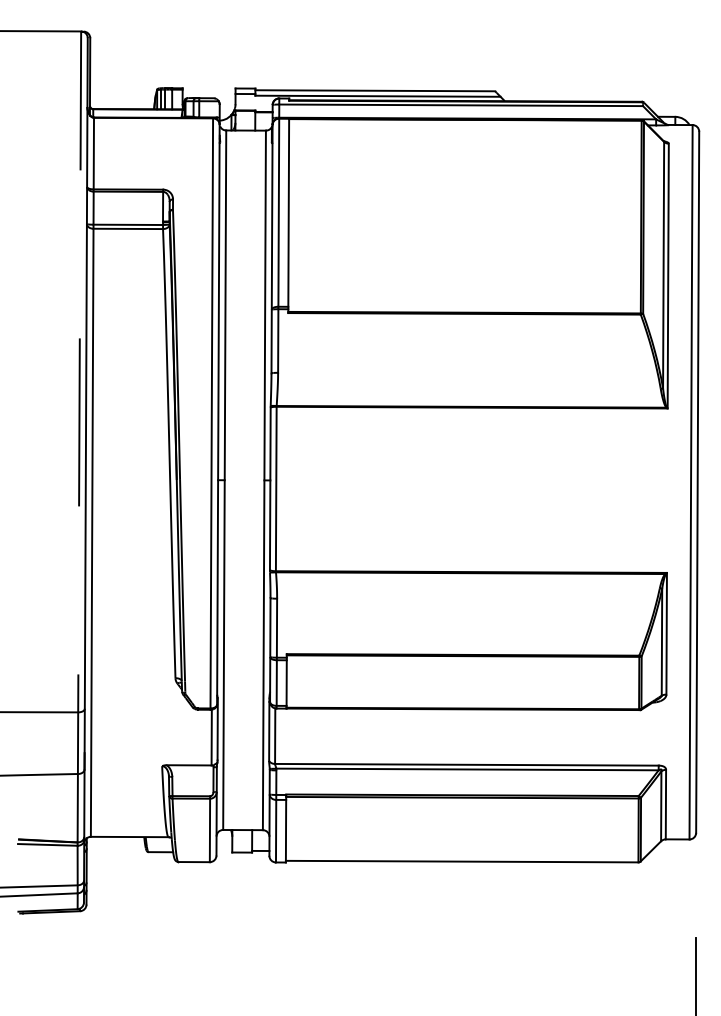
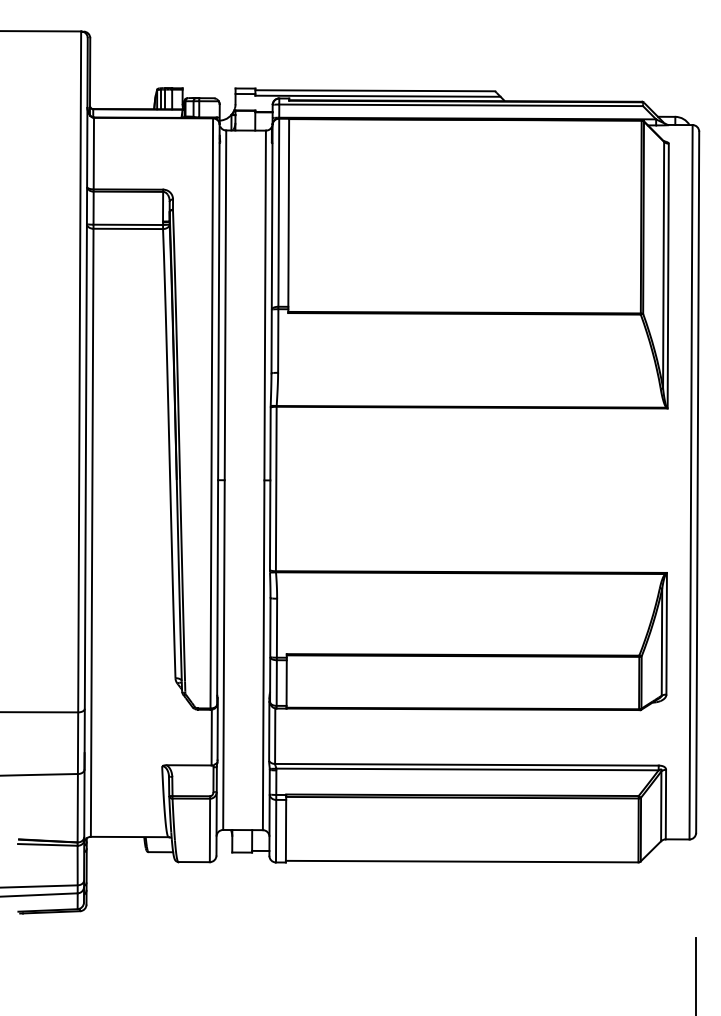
line: dashed -> solid (79, 436)
